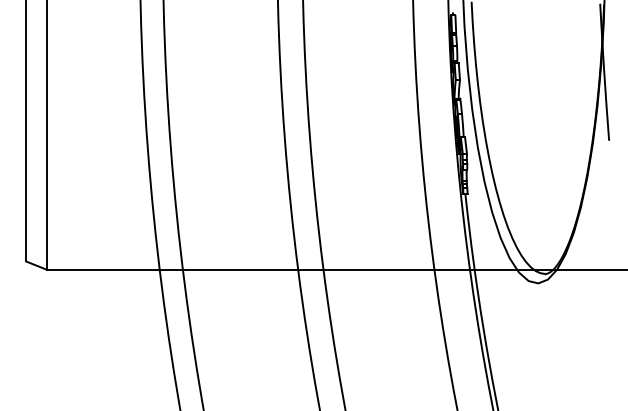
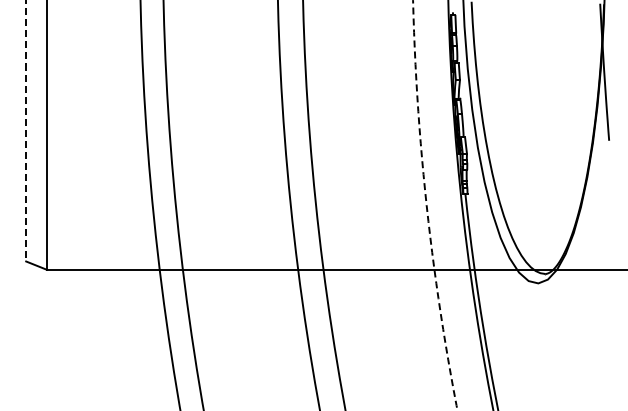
line: solid -> dashed (26, 131)
circle: solid -> dashed (435, 205)
